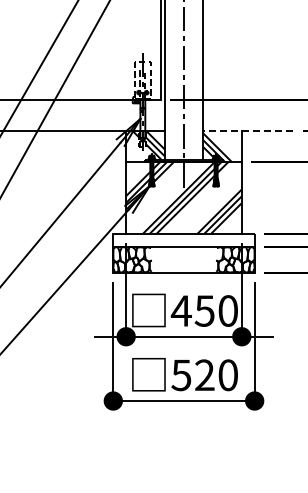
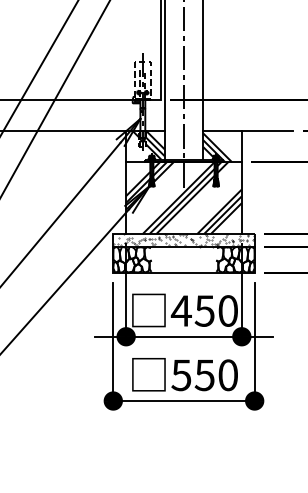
line: dashed -> solid (248, 131)
hatch: none -> present (183, 240)
text: 520 -> 550 (204, 375)
